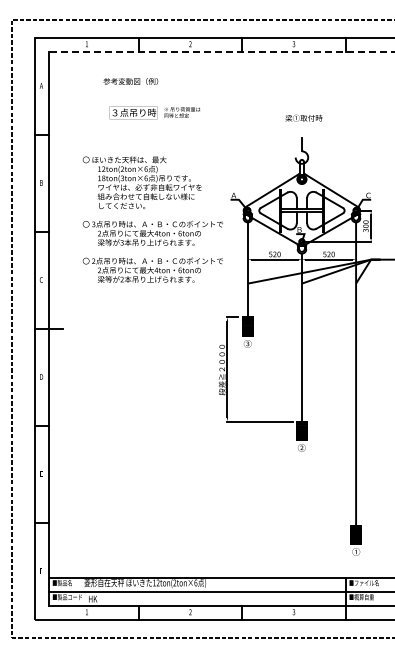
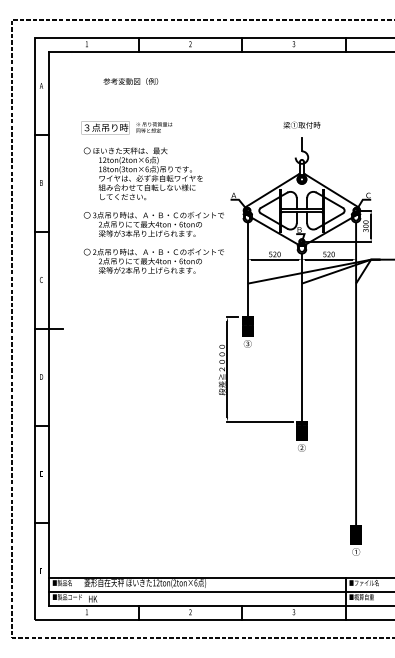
line: dashed -> solid (221, 51)
text position: (154, 112) -> (126, 127) (126, 127)
text position: (303, 117) -> (301, 124) (301, 124)
text position: (152, 219) -> (153, 210) (153, 210)
